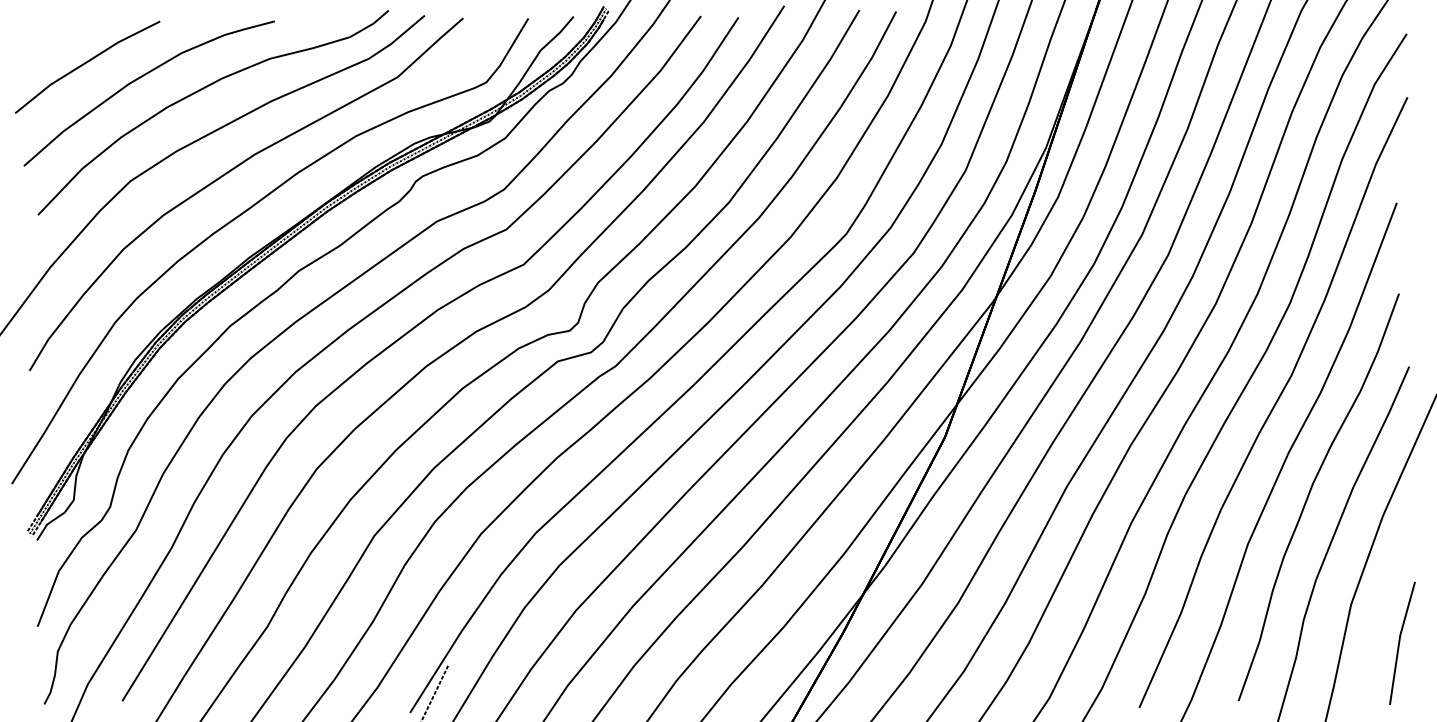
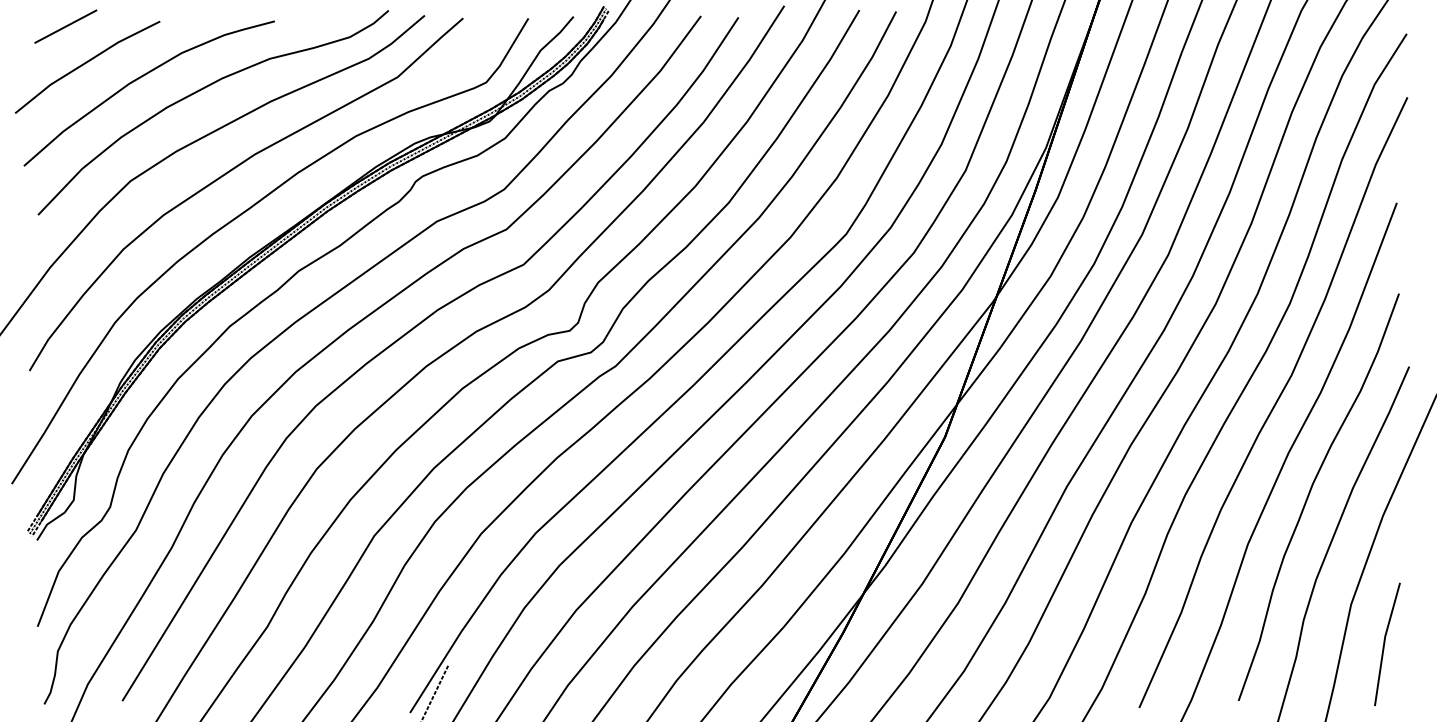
line: none -> present (65, 26)
line position: (1400, 642) -> (1385, 643) (1385, 643)
